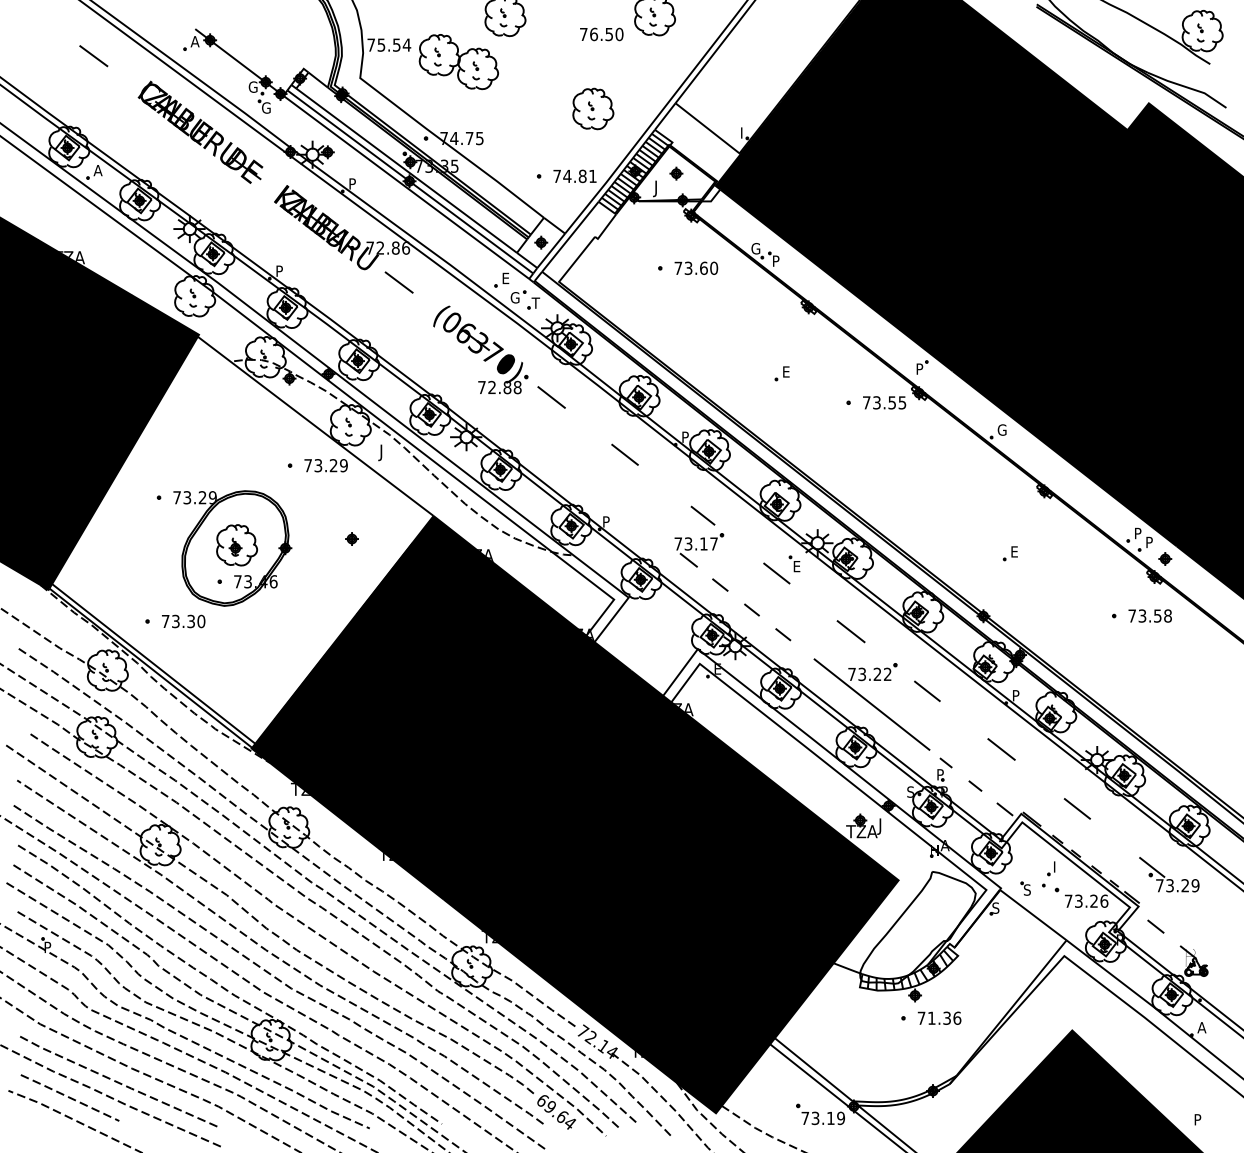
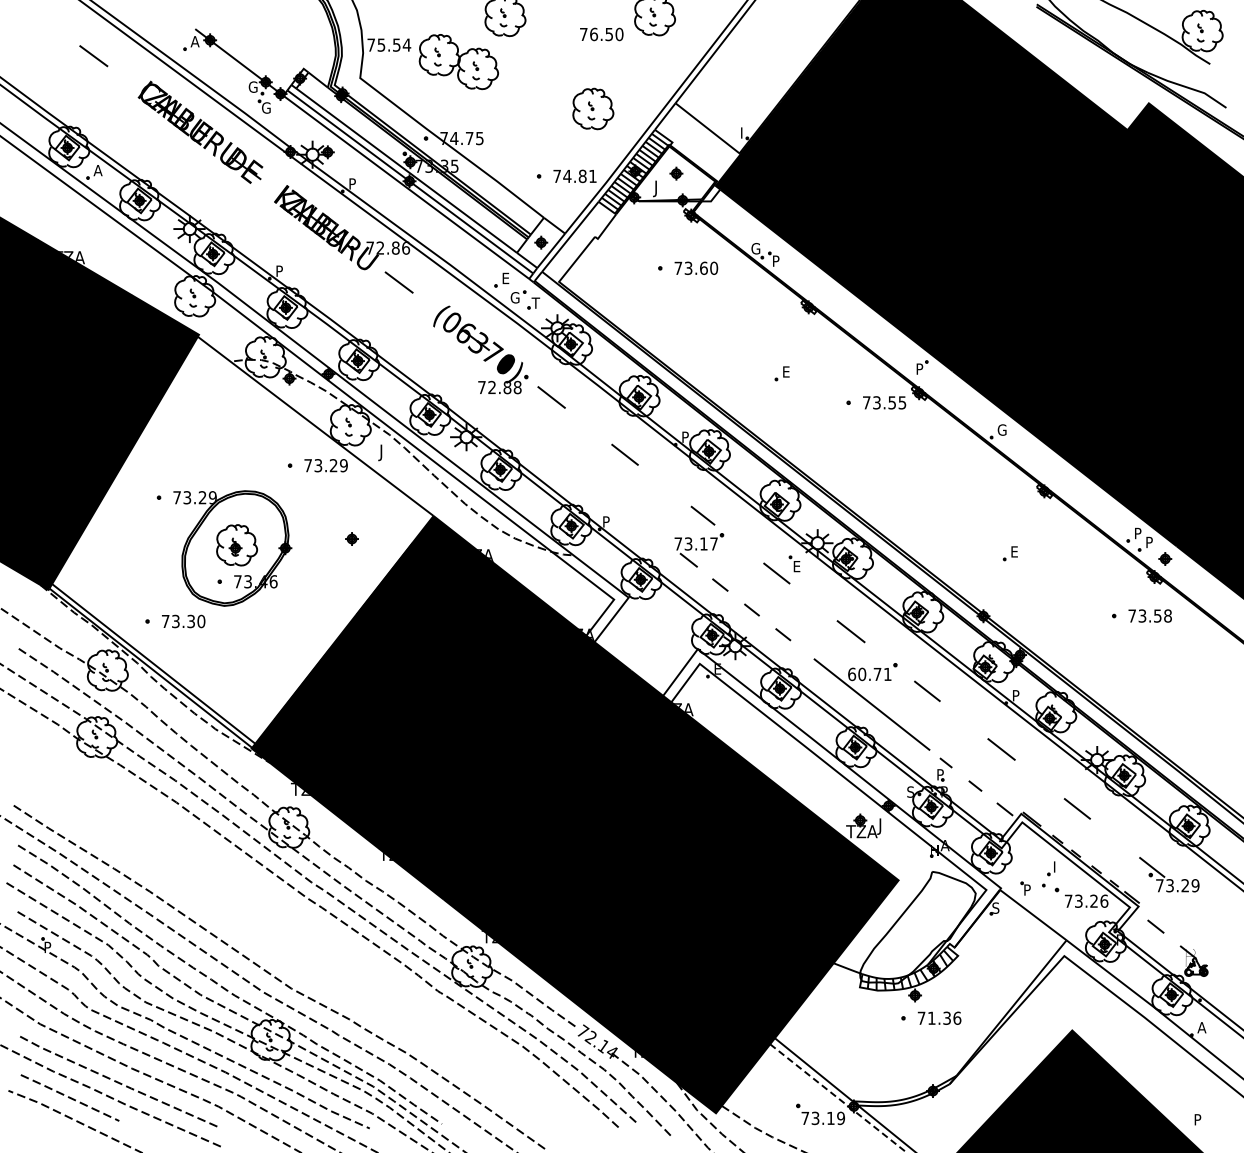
text: 73.22 -> 60.71 (869, 674)
text: S -> P (1026, 889)
part: present -> none (306, 934)
line: solid -> dashed (838, 1098)
